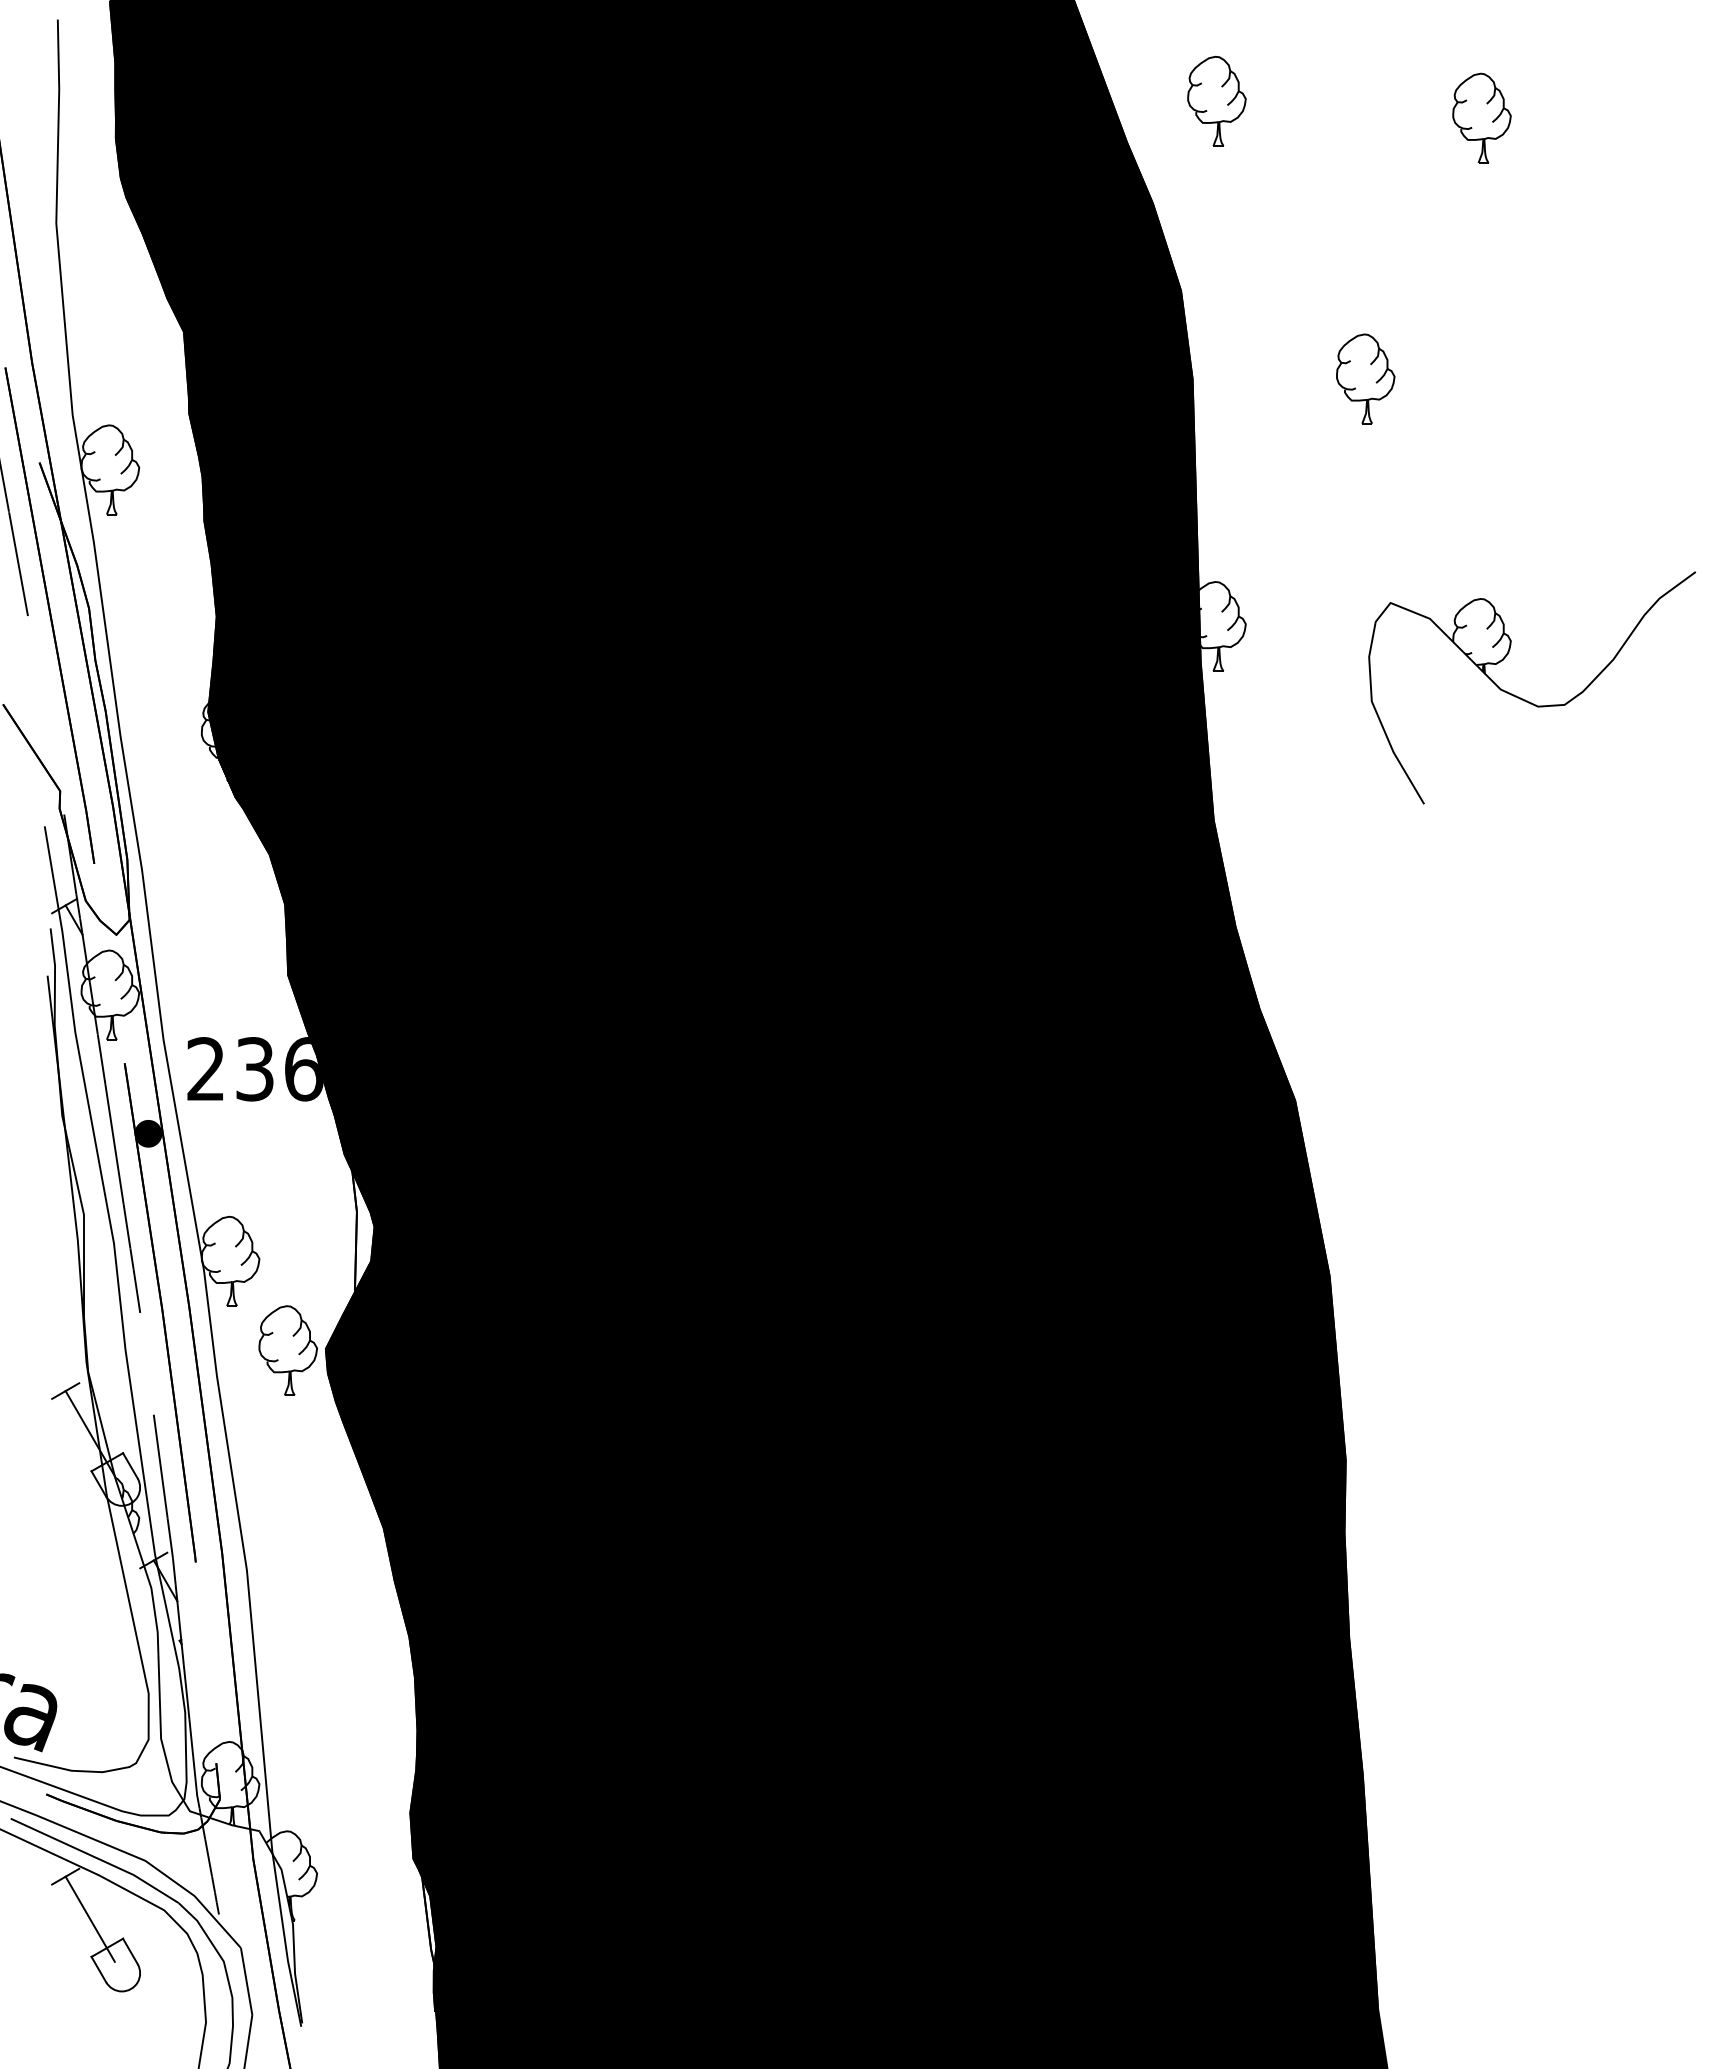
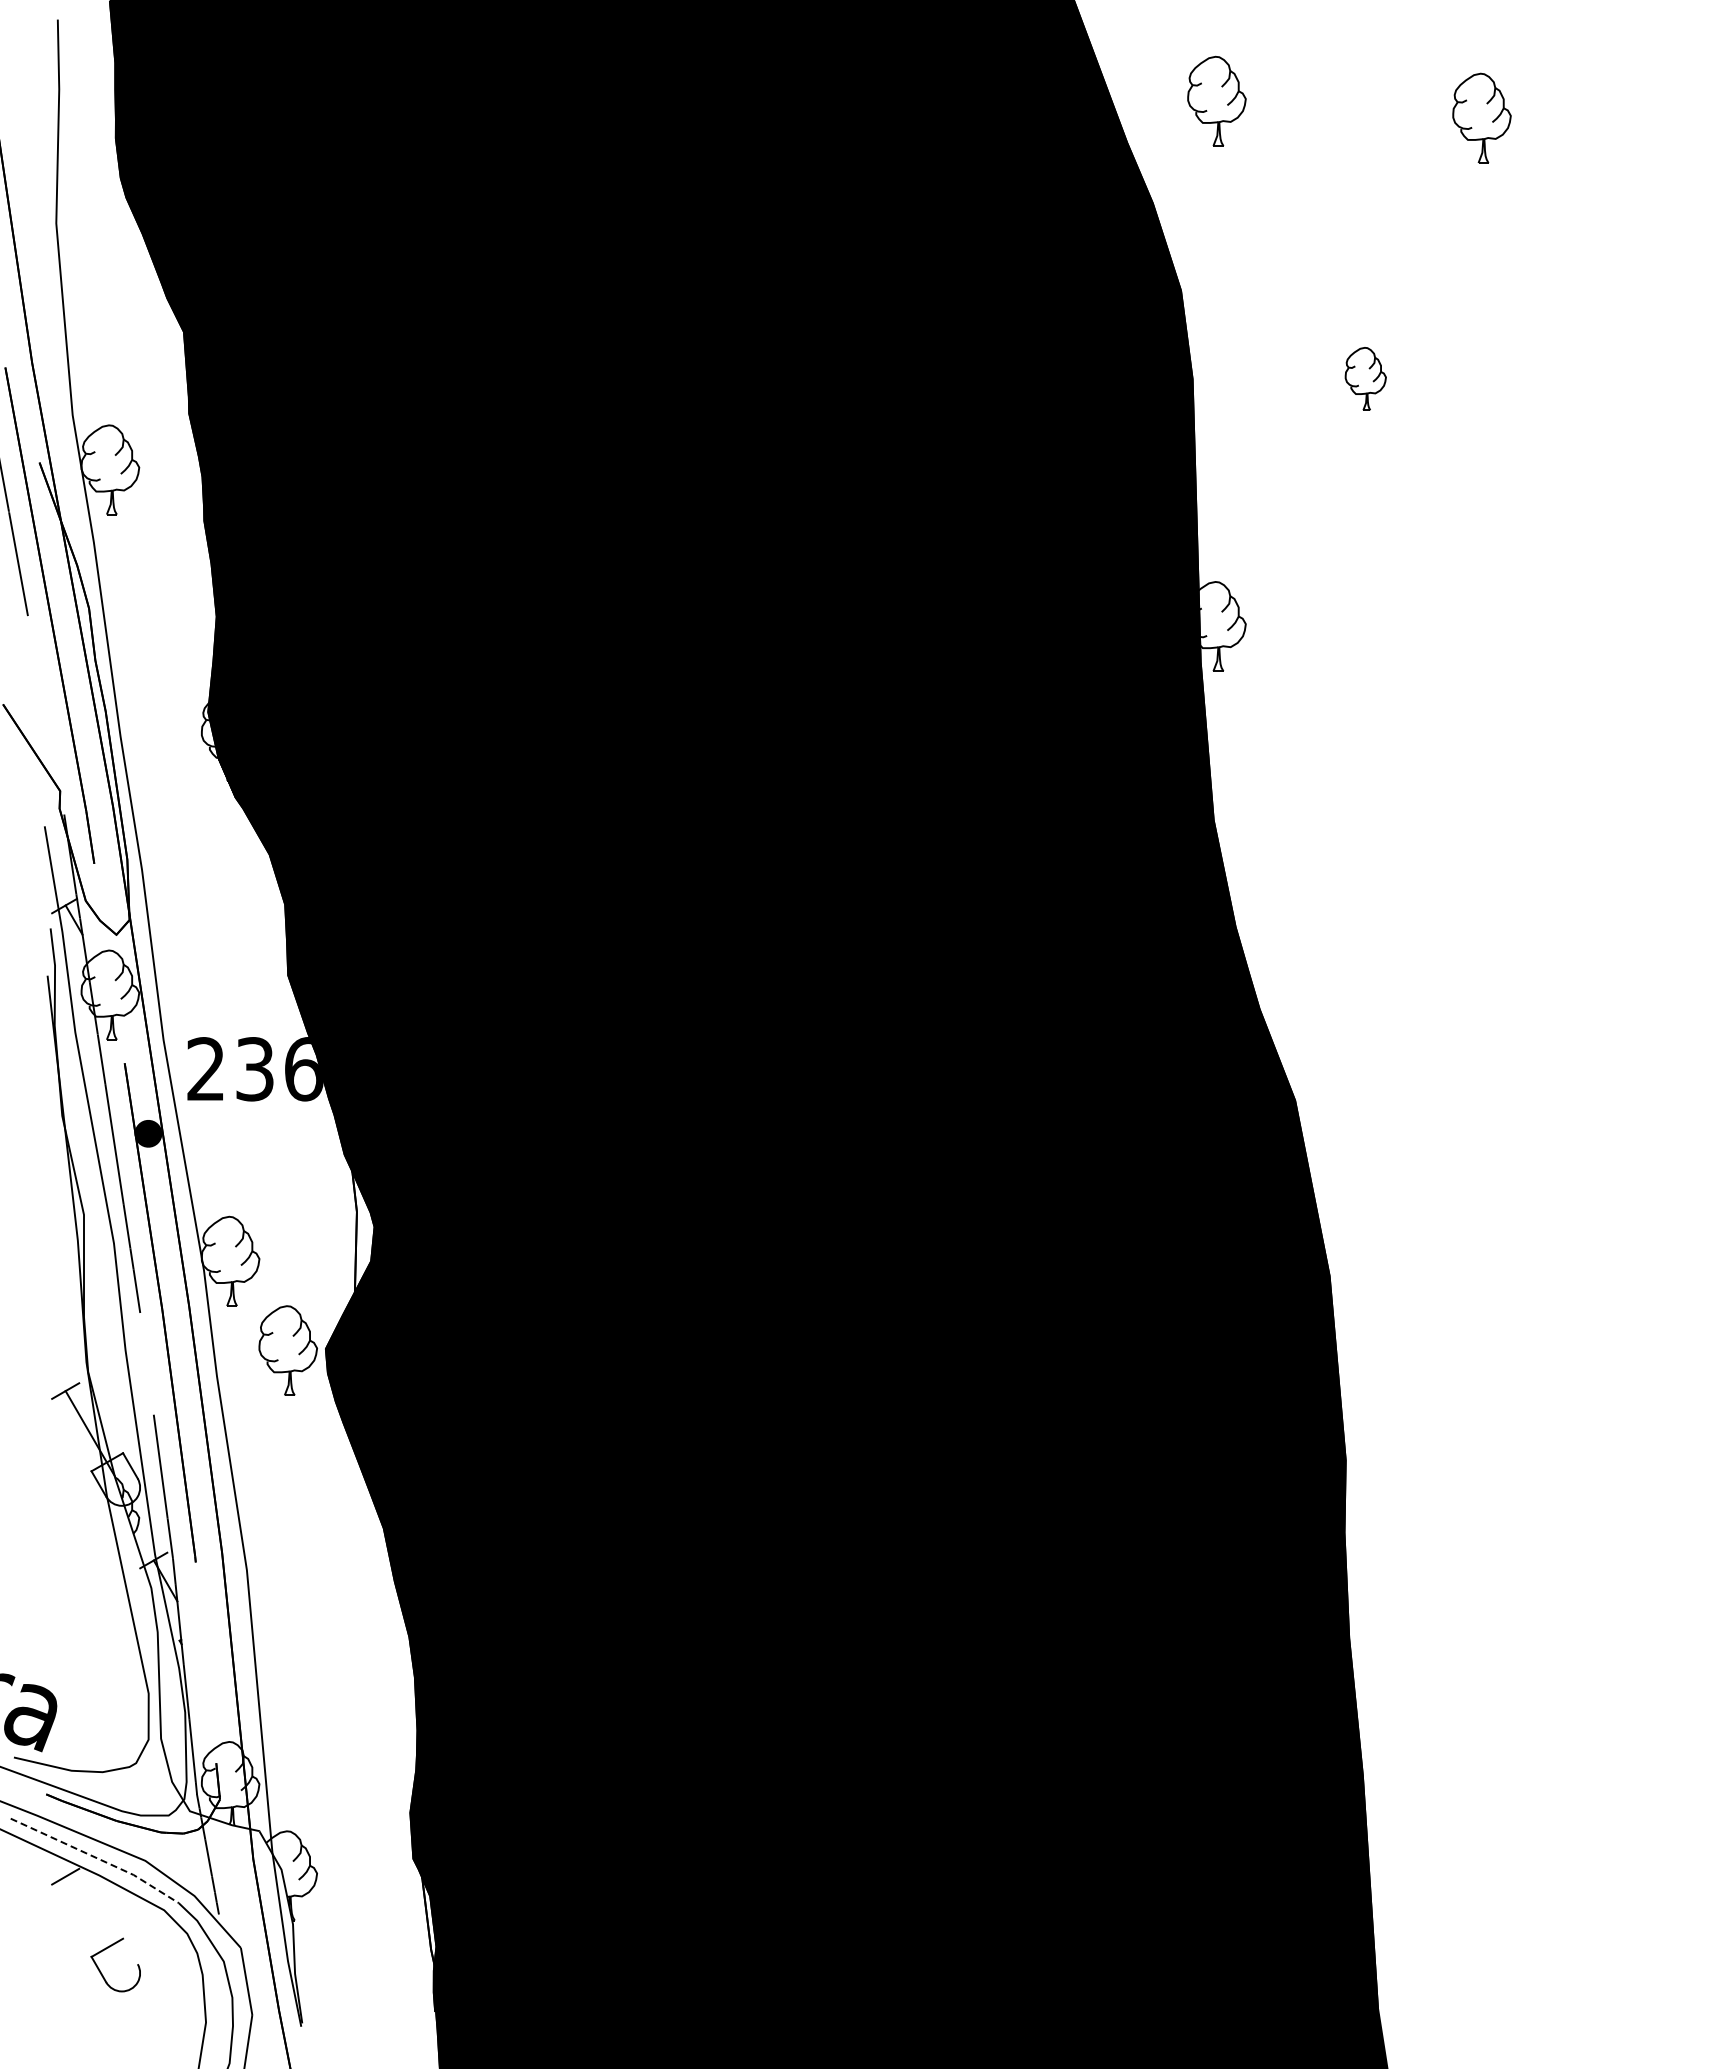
part size: 60x92 px -> 43x64 px (1365, 378)
part: present -> none (1525, 699)
line: solid -> dashed (97, 1858)
line: present -> none (89, 1918)
line: present -> none (130, 1951)
